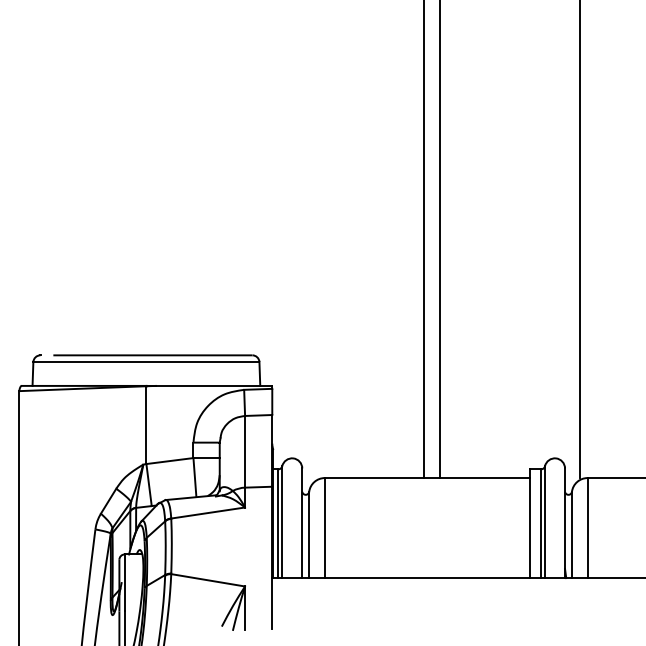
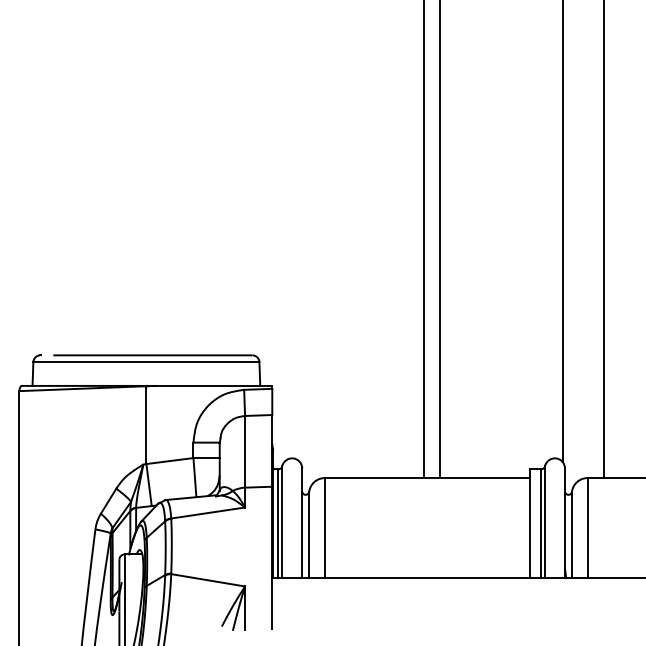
line: none -> present (562, 232)
line position: (580, 240) -> (604, 240) (604, 240)
